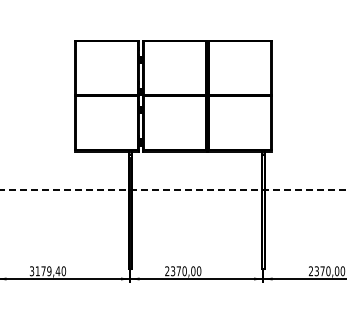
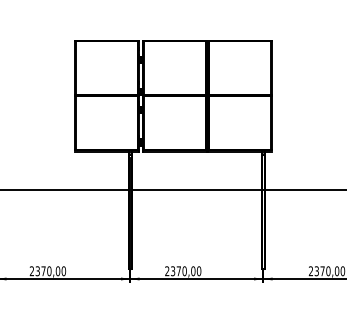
line: dashed -> solid (173, 190)
text: 3179,40 -> 2370,00 (44, 271)
